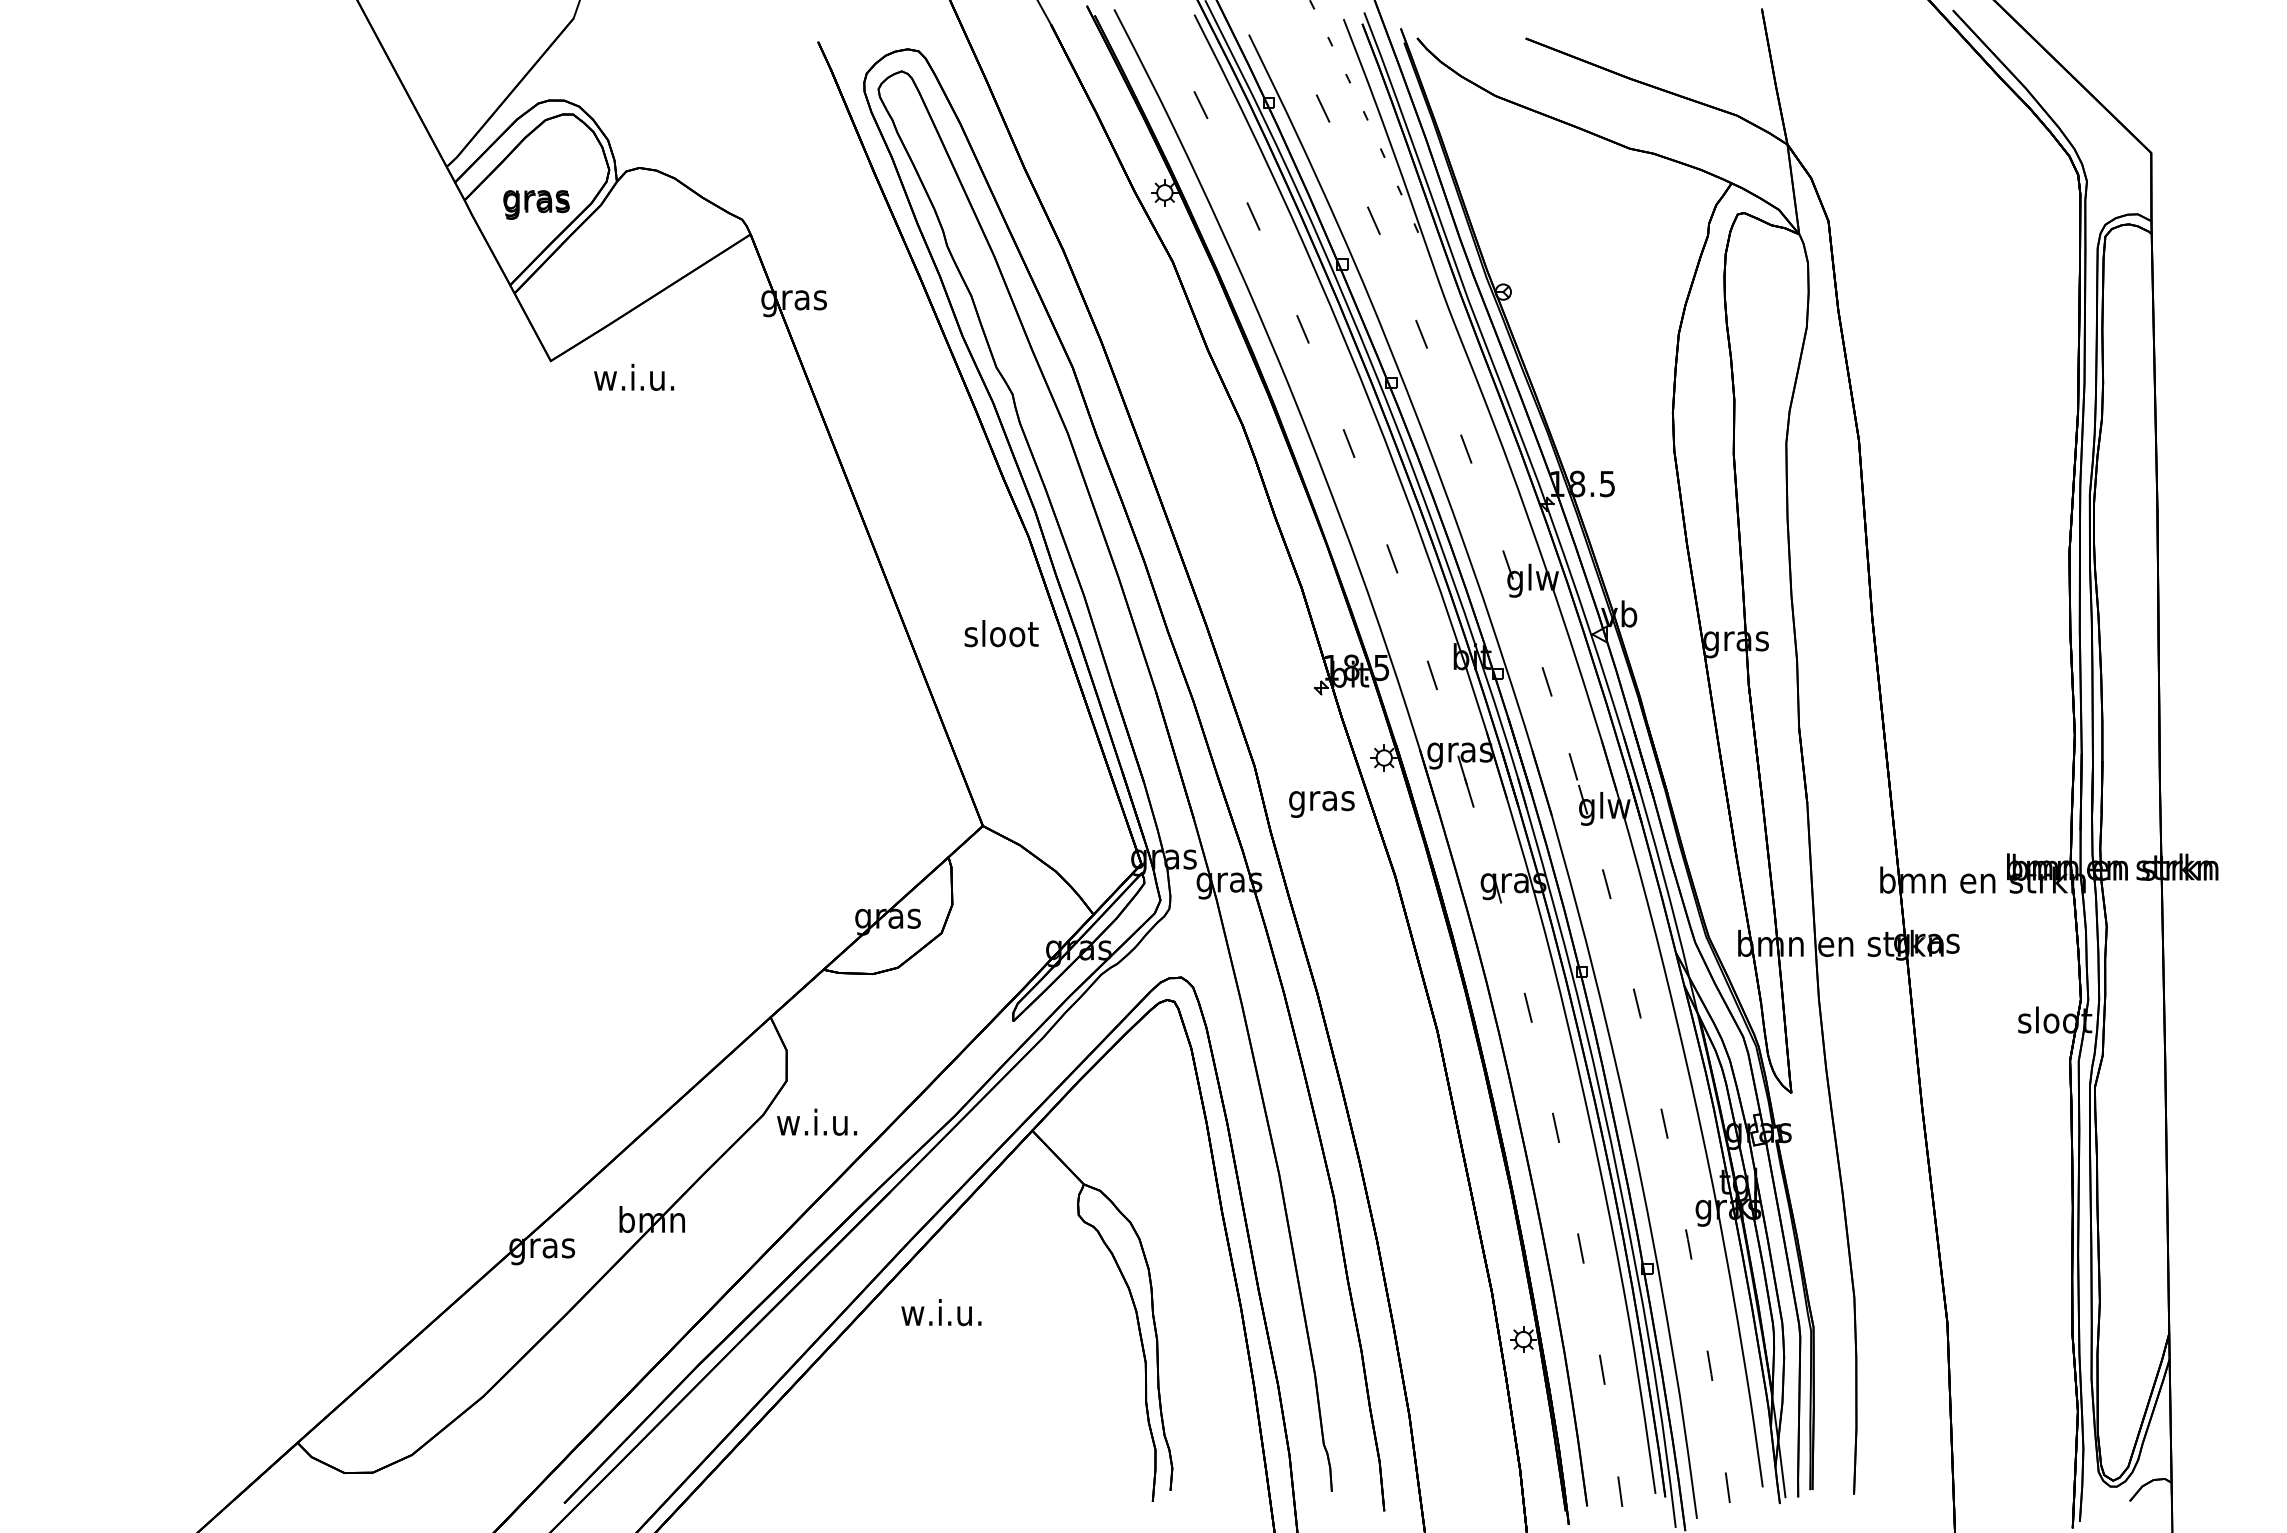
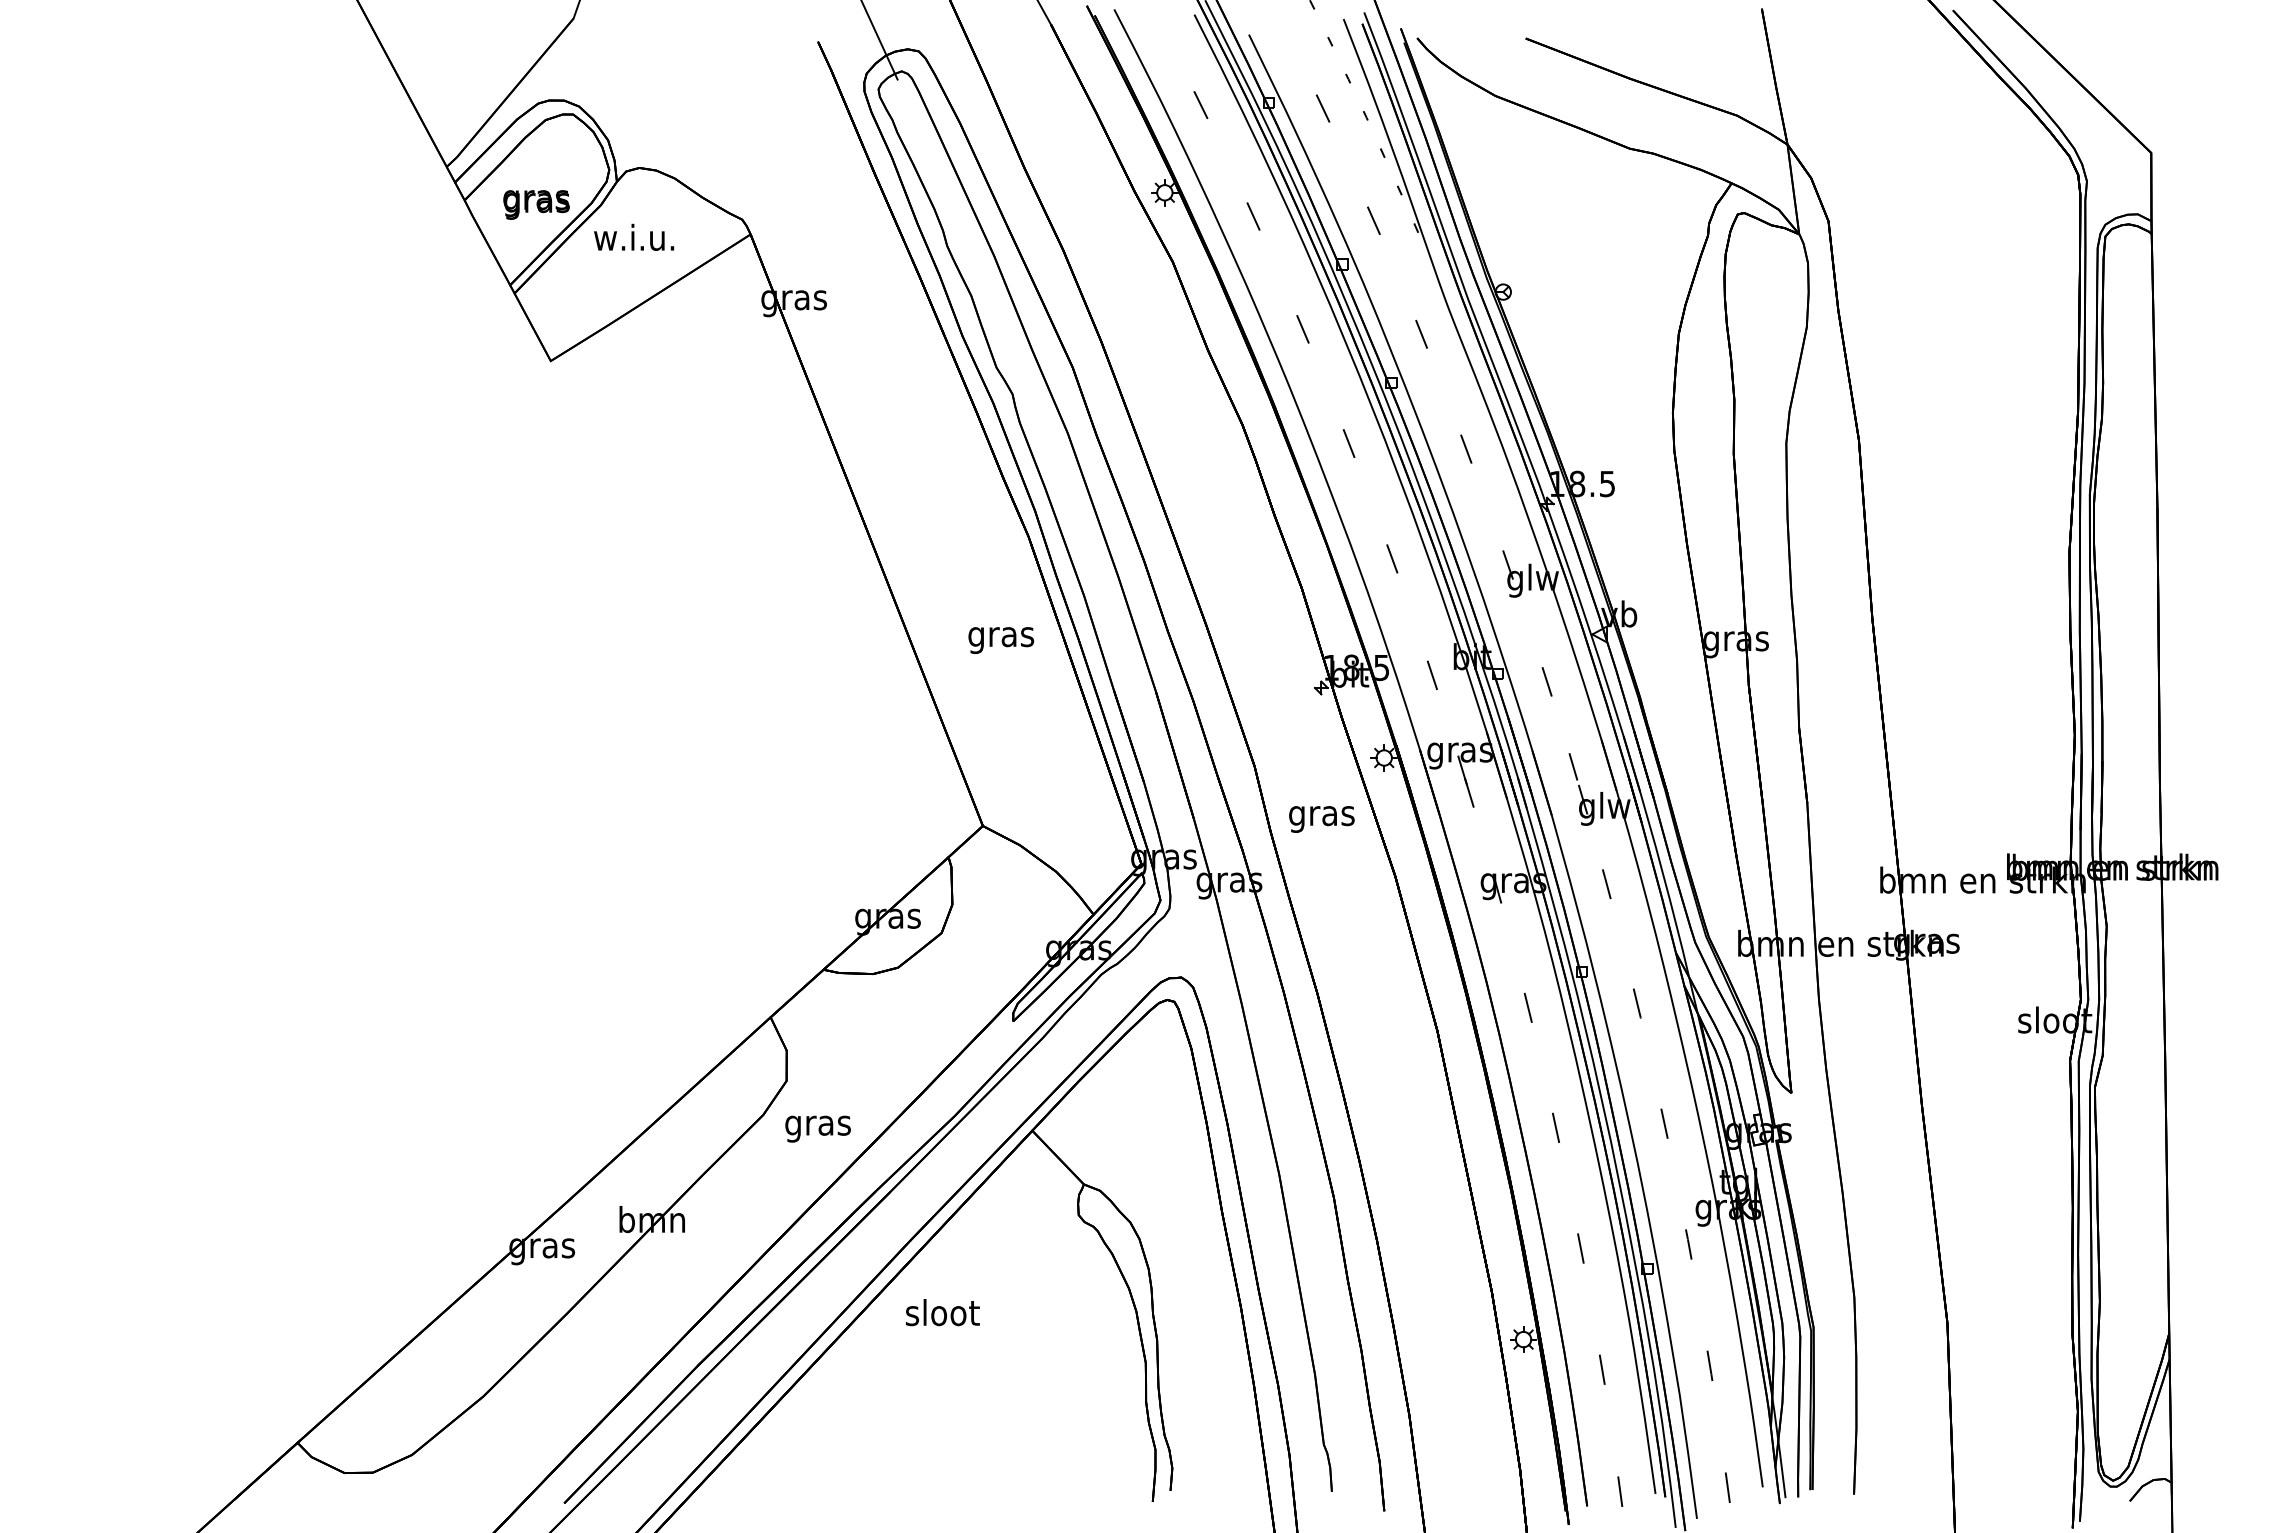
line: none -> present (879, 40)
text position: (634, 376) -> (634, 236) (634, 236)
text: sloot -> gras (1001, 636)
text position: (1321, 804) -> (1321, 819) (1321, 819)
text: w.i.u. -> gras (817, 1125)
text: w.i.u. -> sloot (941, 1312)
